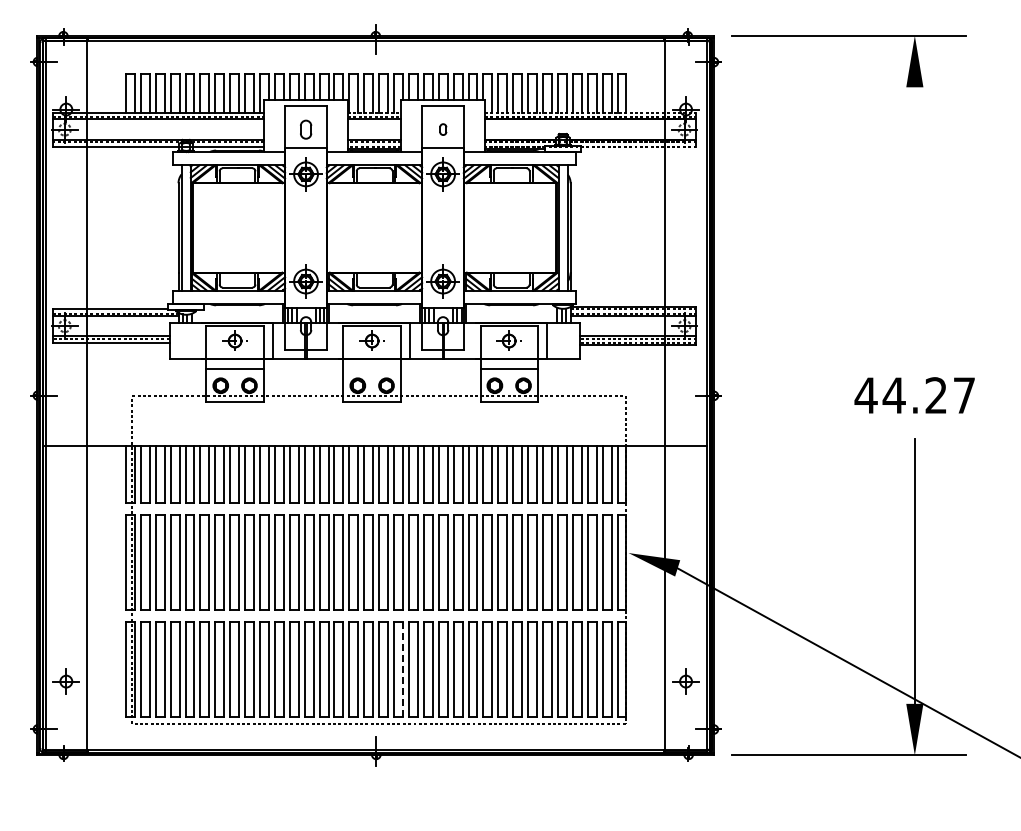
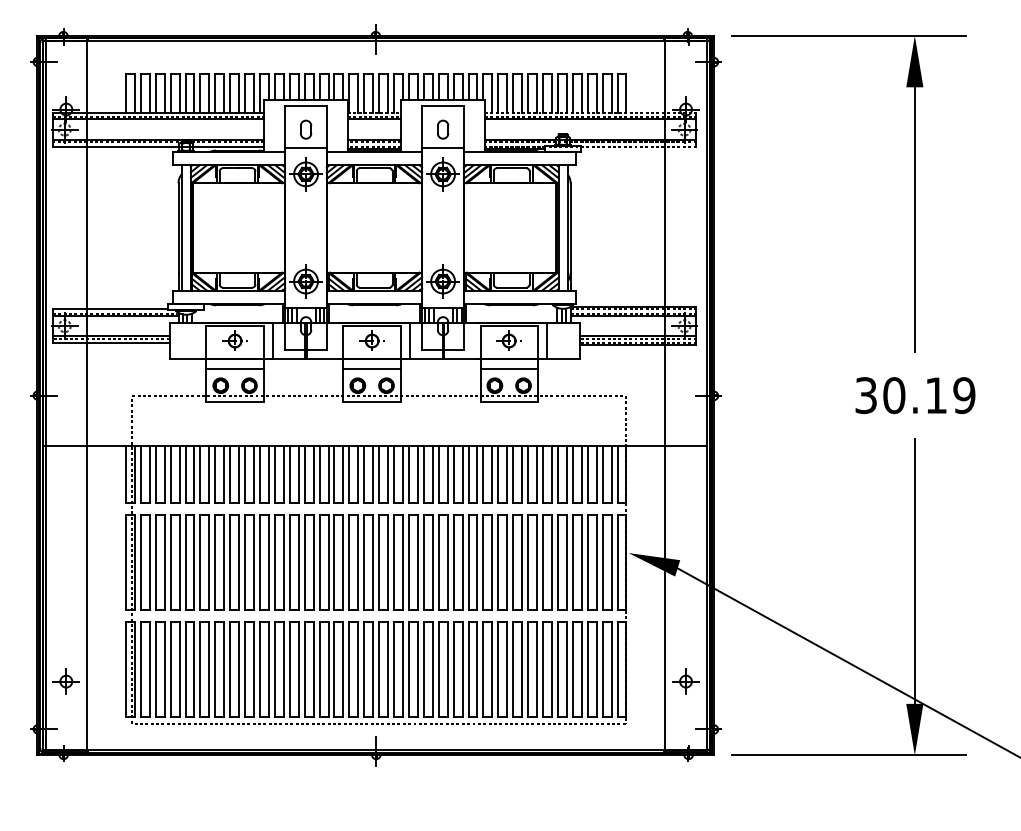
part size: 9x13 px -> 13x21 px (443, 129)
line: none -> present (914, 219)
line: none -> present (371, 369)
text: 44.27 -> 30.19 (914, 395)
line: dashed -> solid (402, 669)
